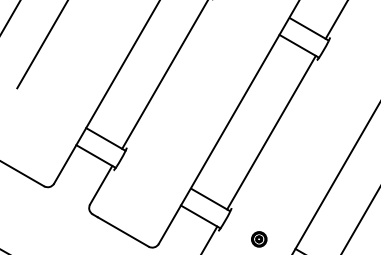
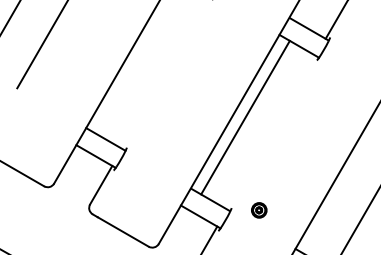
line: present -> none (164, 75)
line position: (271, 132) -> (245, 117) (245, 117)
part position: (259, 239) -> (259, 210) (259, 210)
